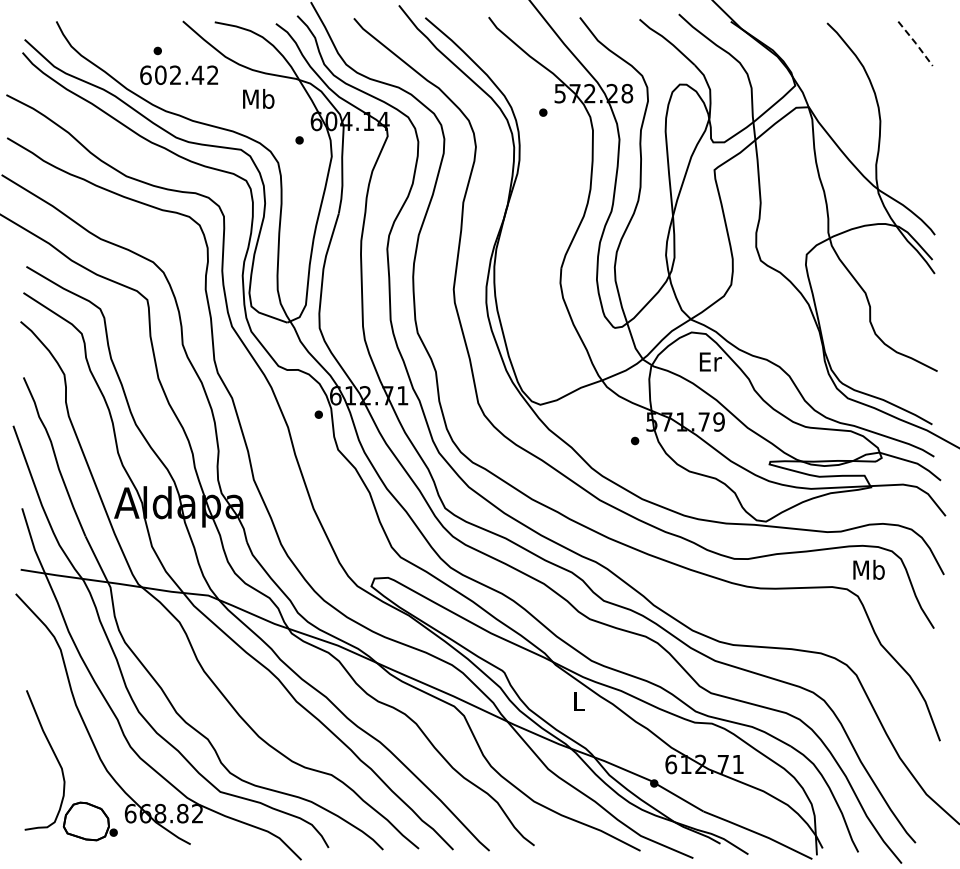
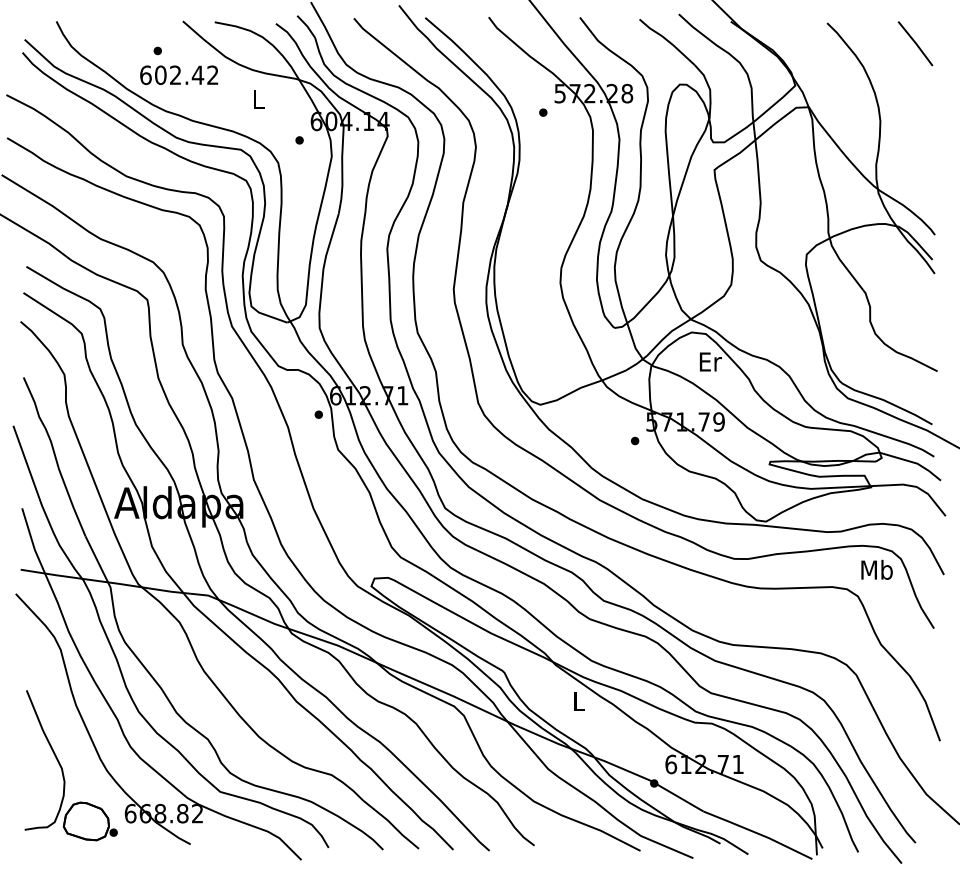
line: dashed -> solid (916, 43)
text: Mb -> L (258, 98)
text position: (868, 569) -> (876, 569) (876, 569)
